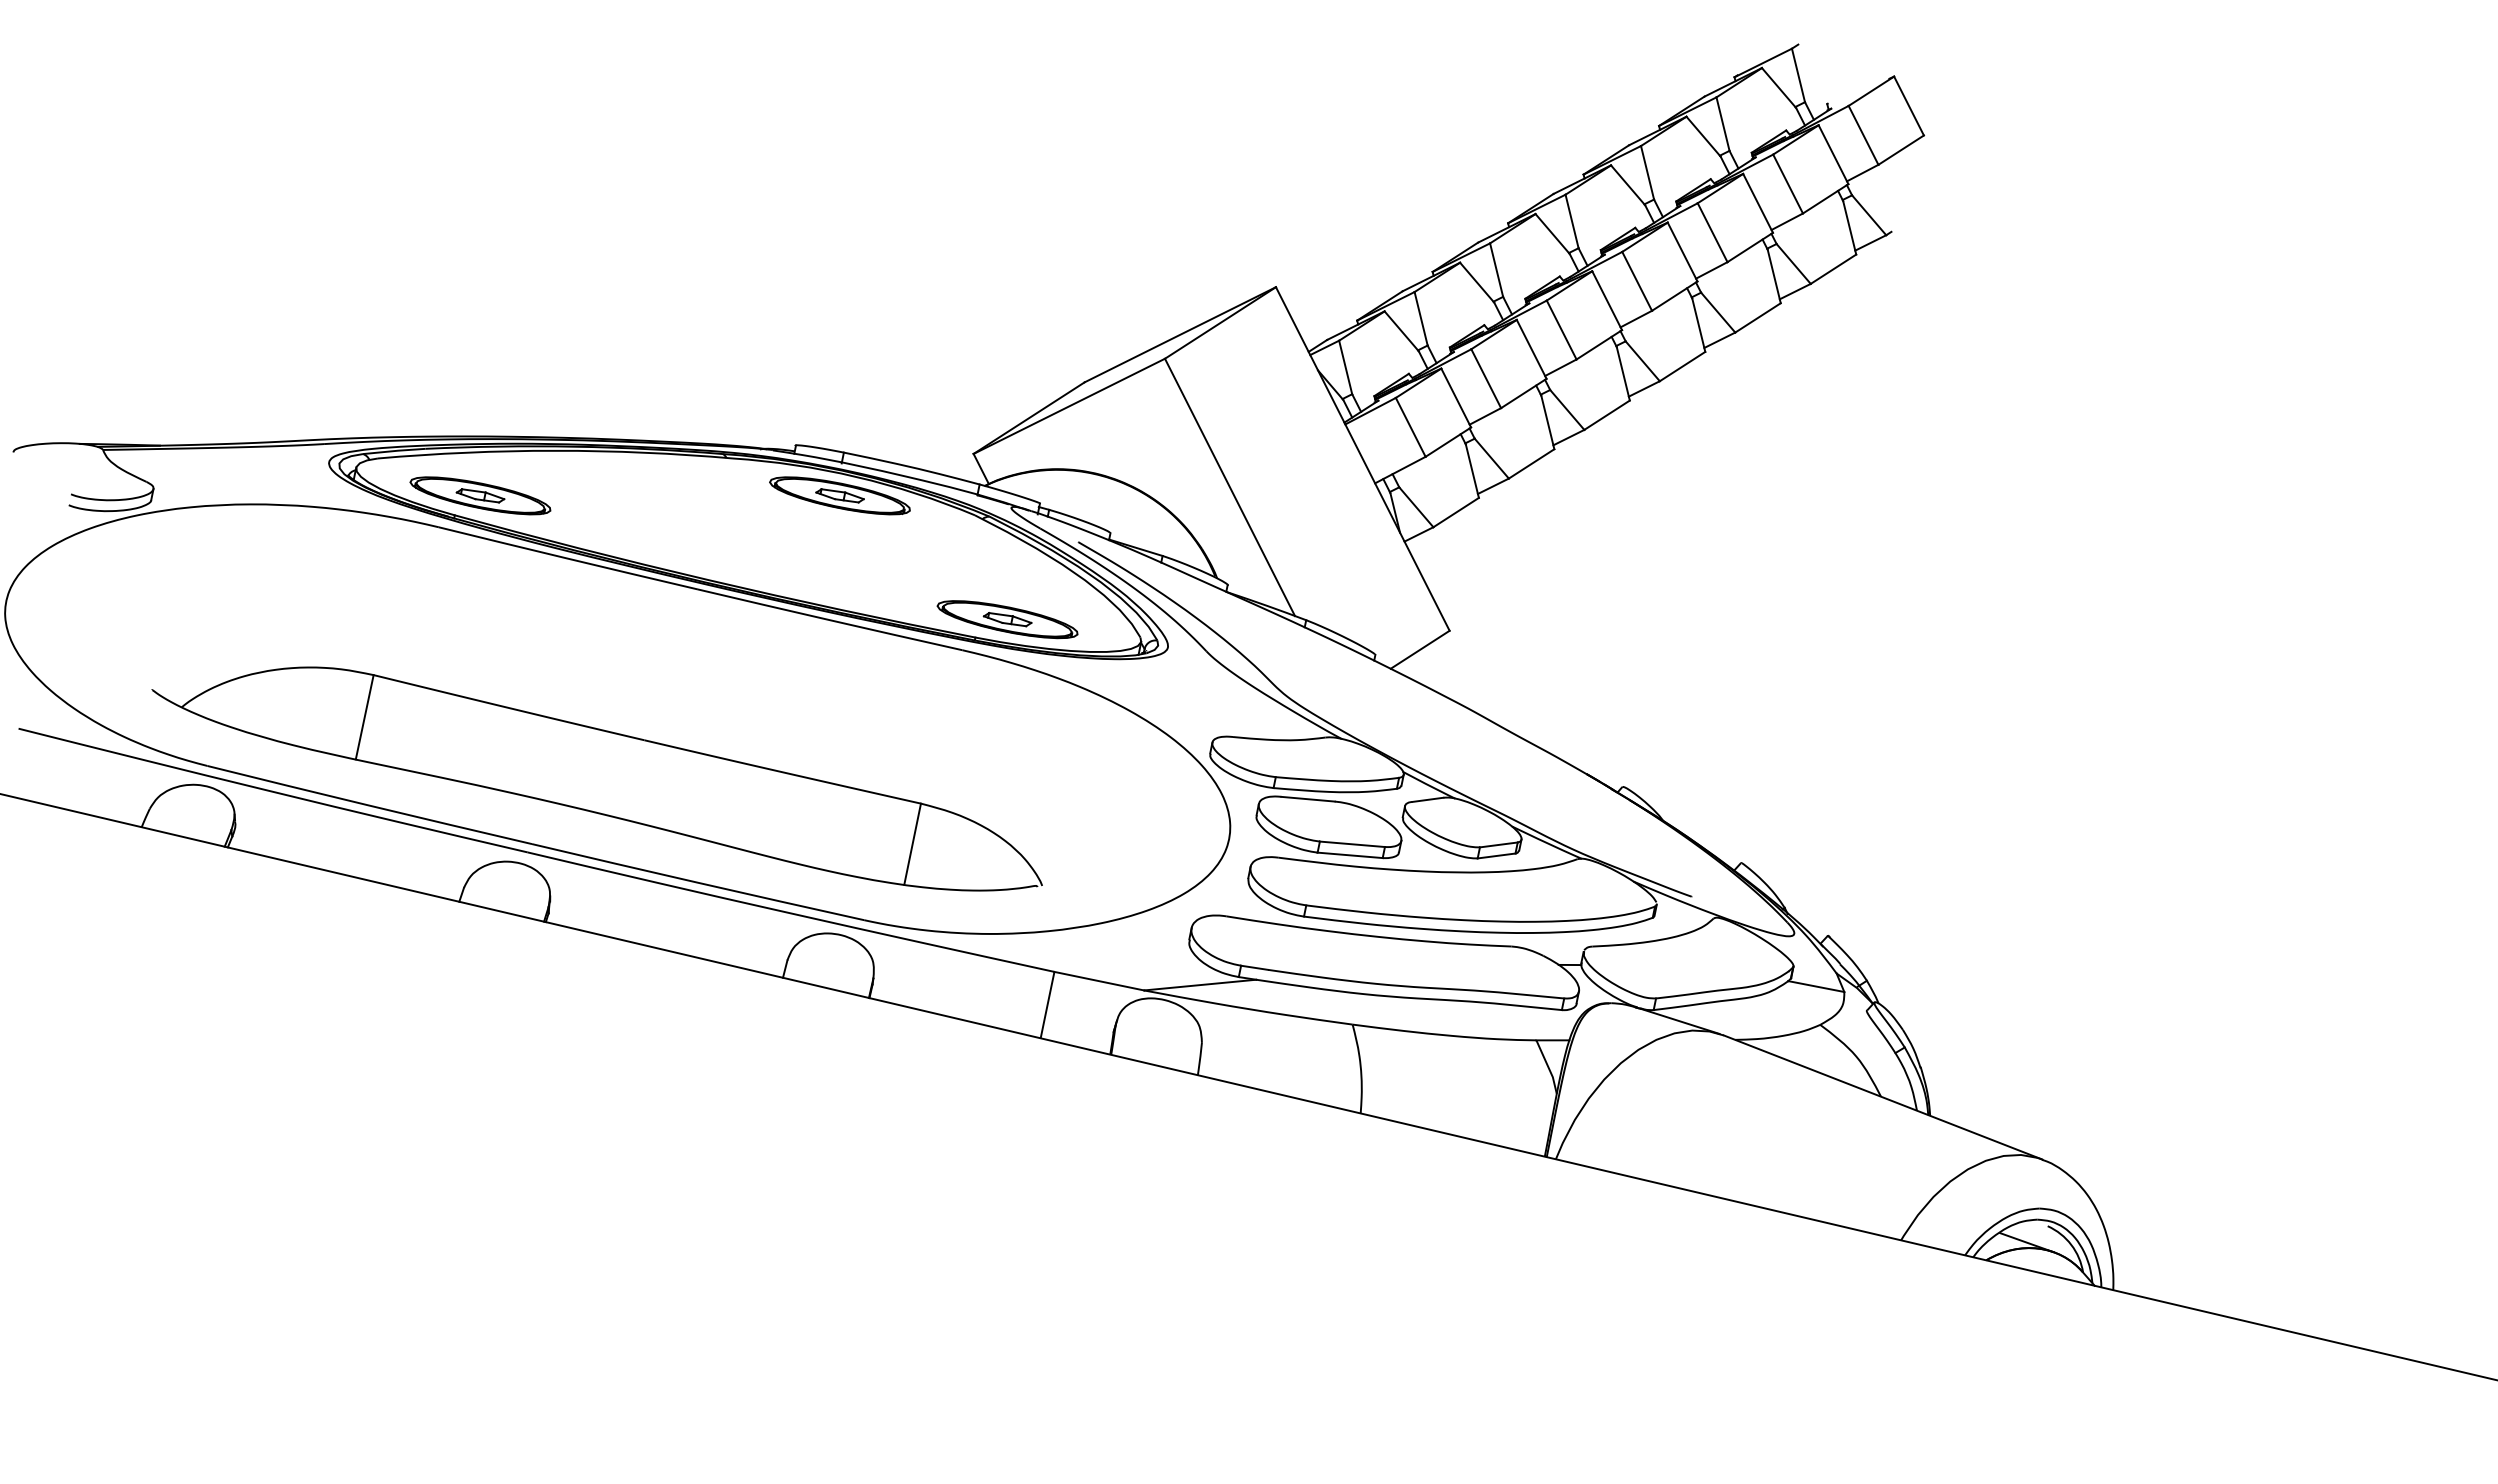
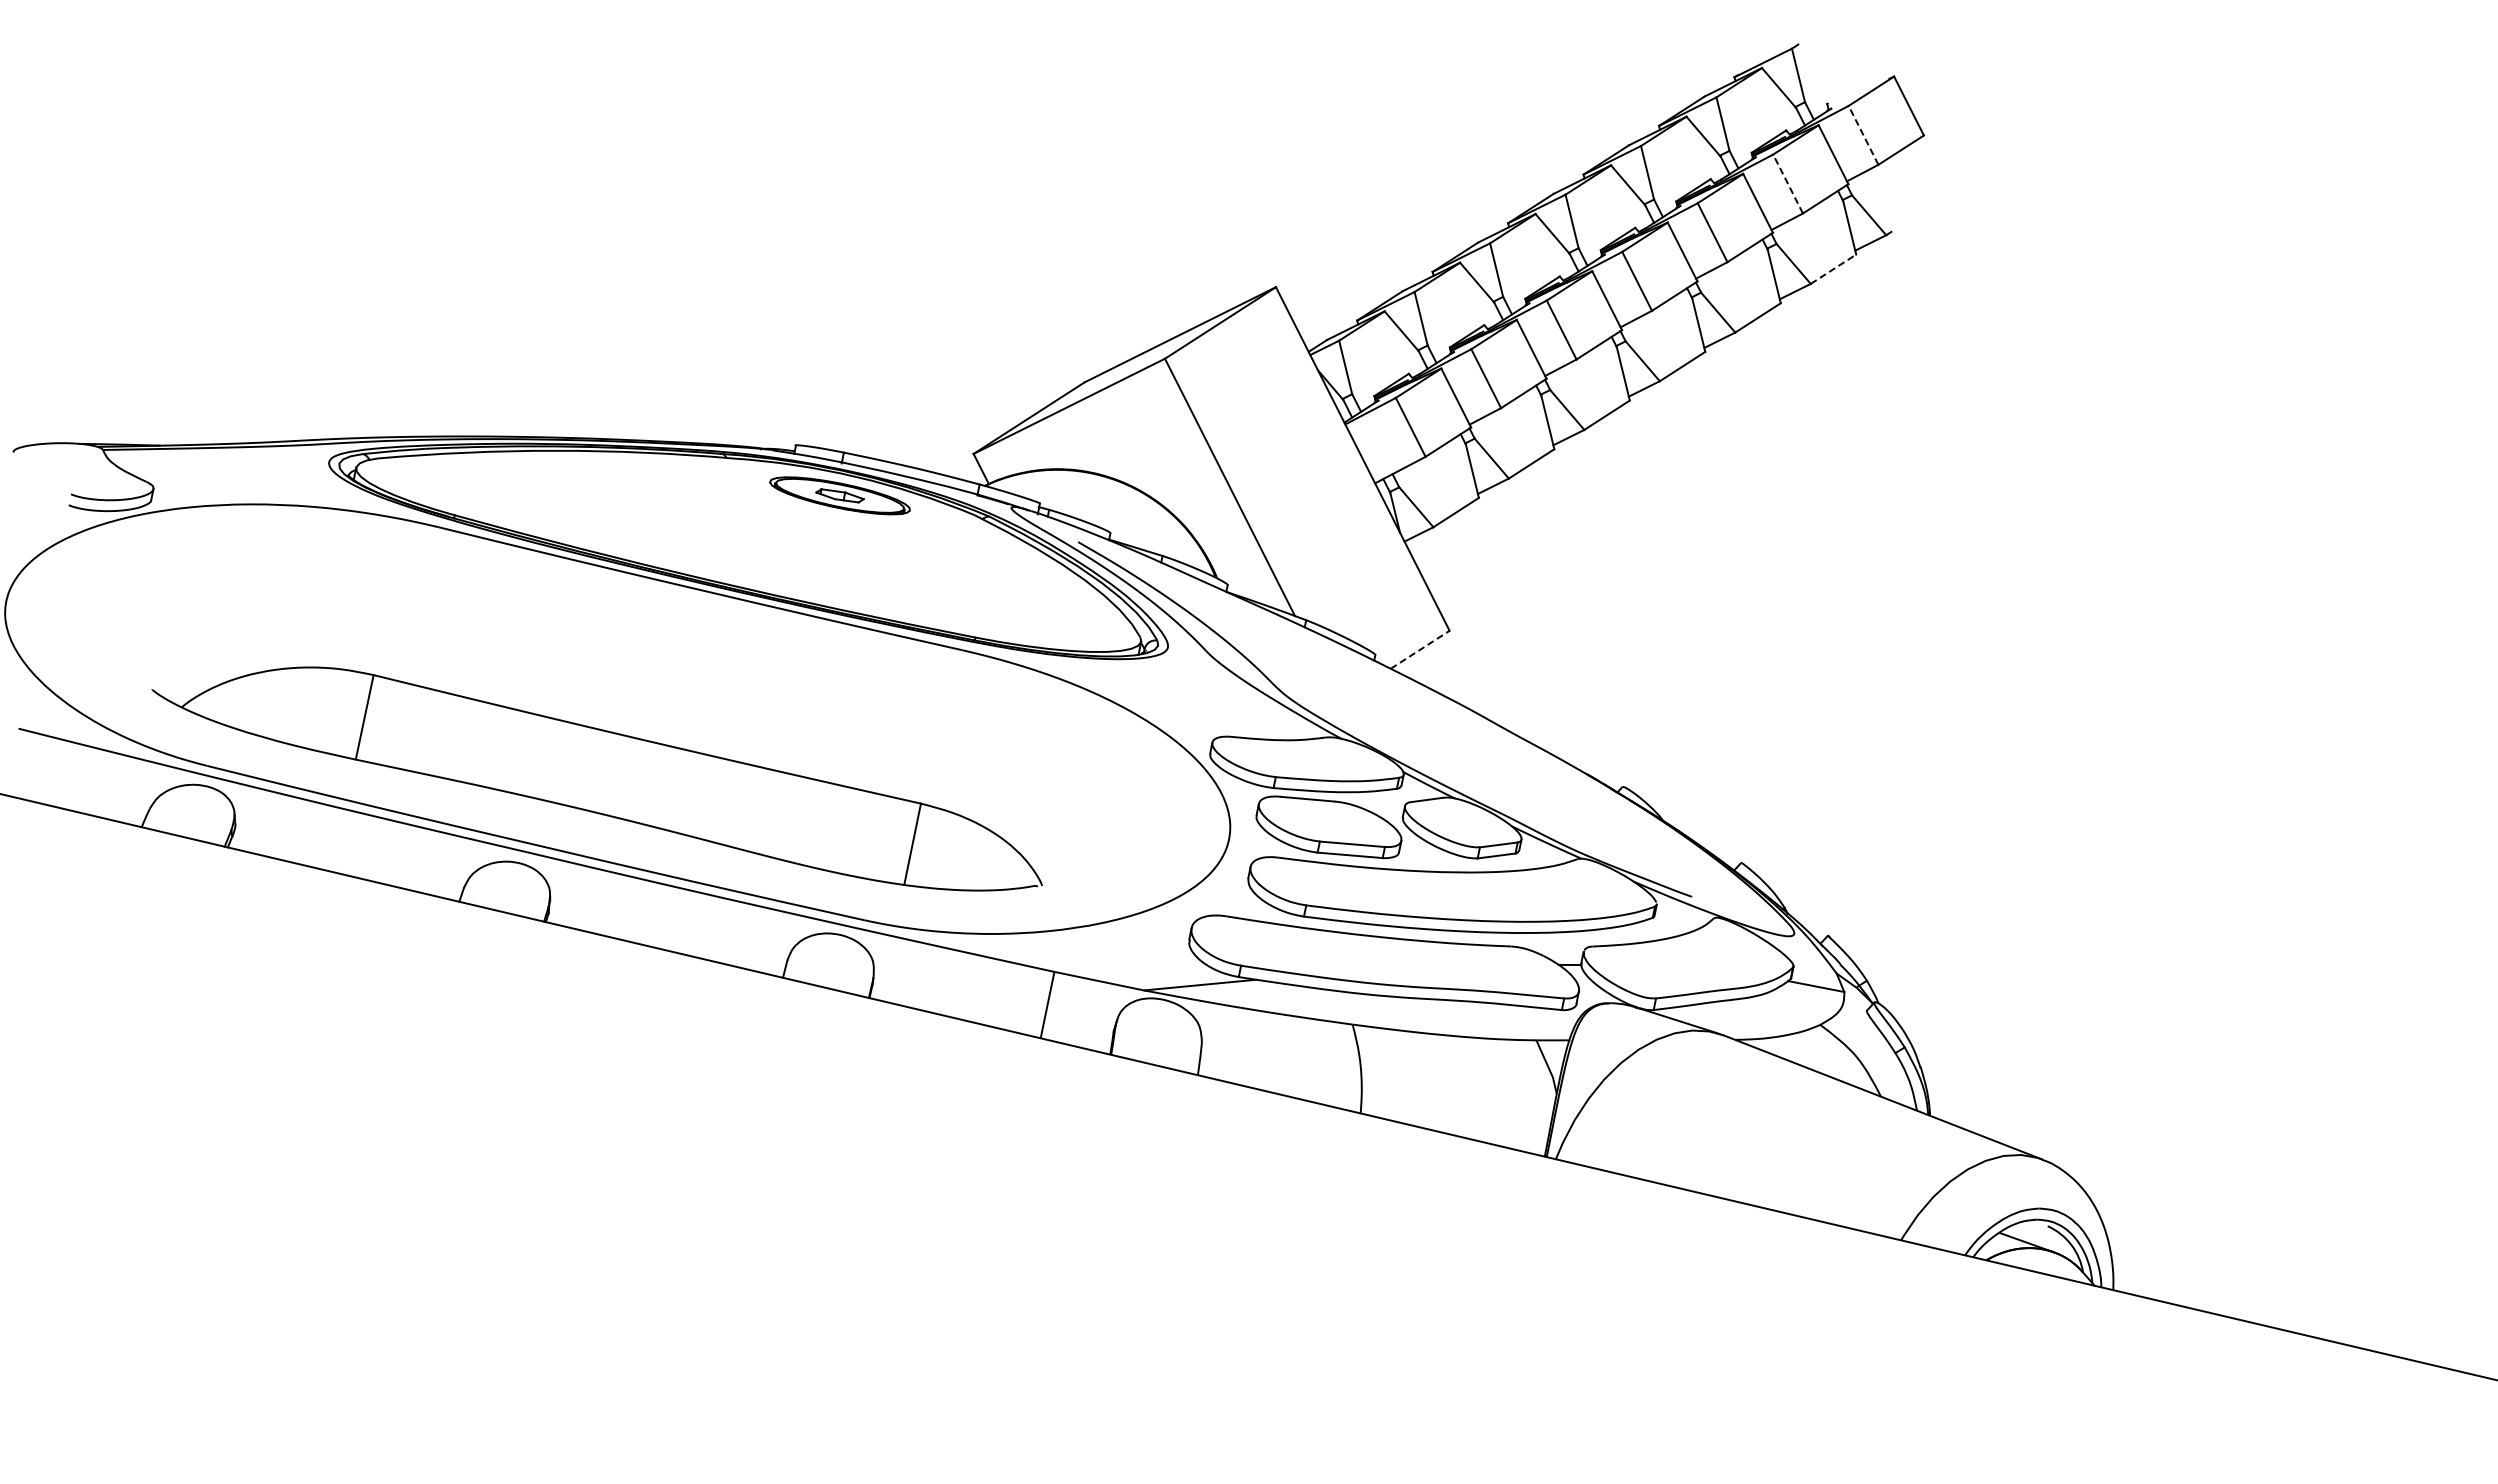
line: solid -> dashed (1863, 134)
line: solid -> dashed (1787, 183)
line: solid -> dashed (1833, 268)
part: present -> none (480, 495)
part: present -> none (1007, 619)
line: solid -> dashed (1420, 649)
